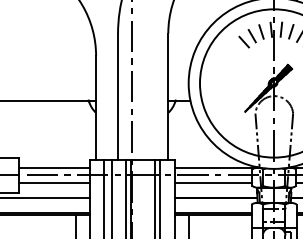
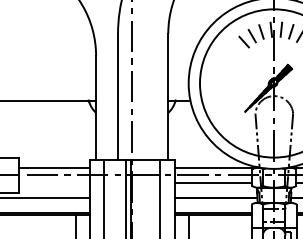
line: present -> none (54, 182)
line: present -> none (111, 197)
line: present -> none (155, 197)
